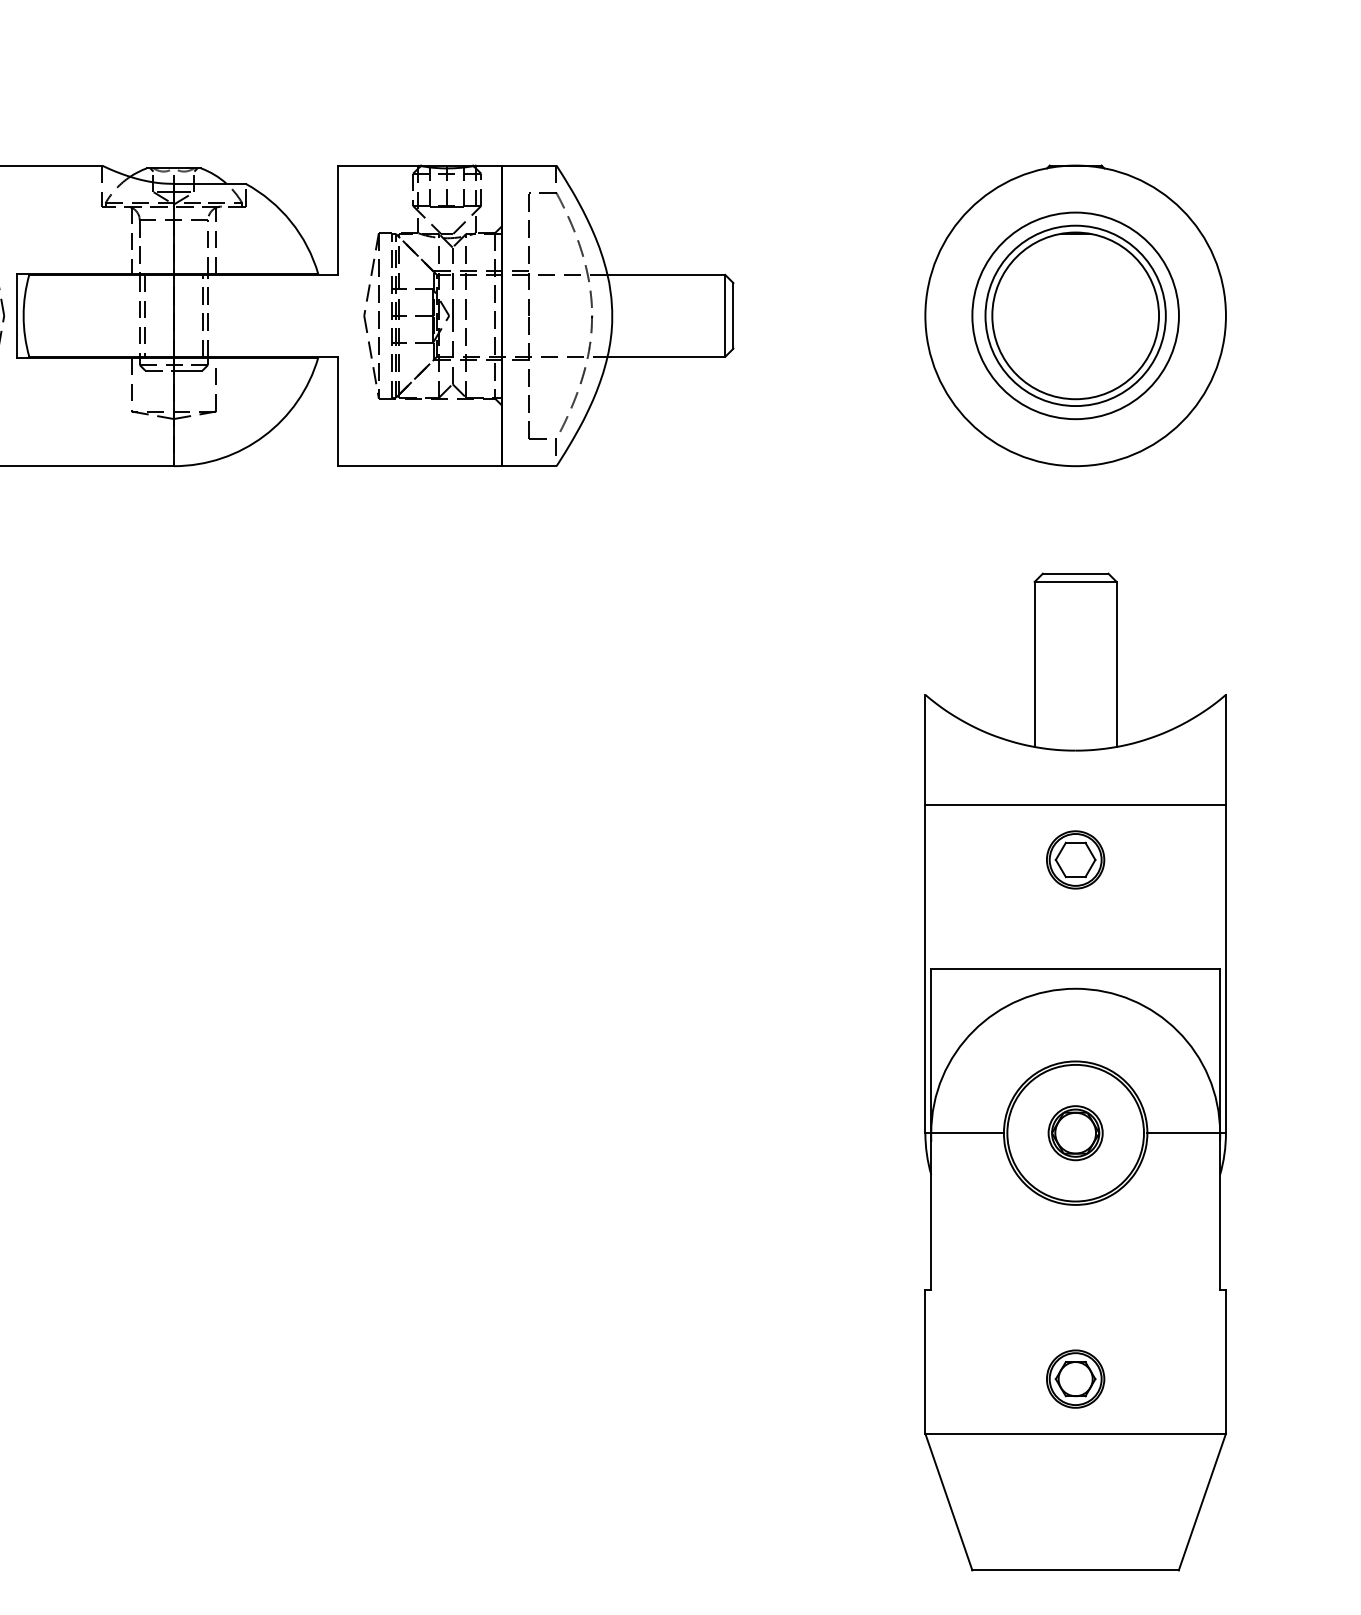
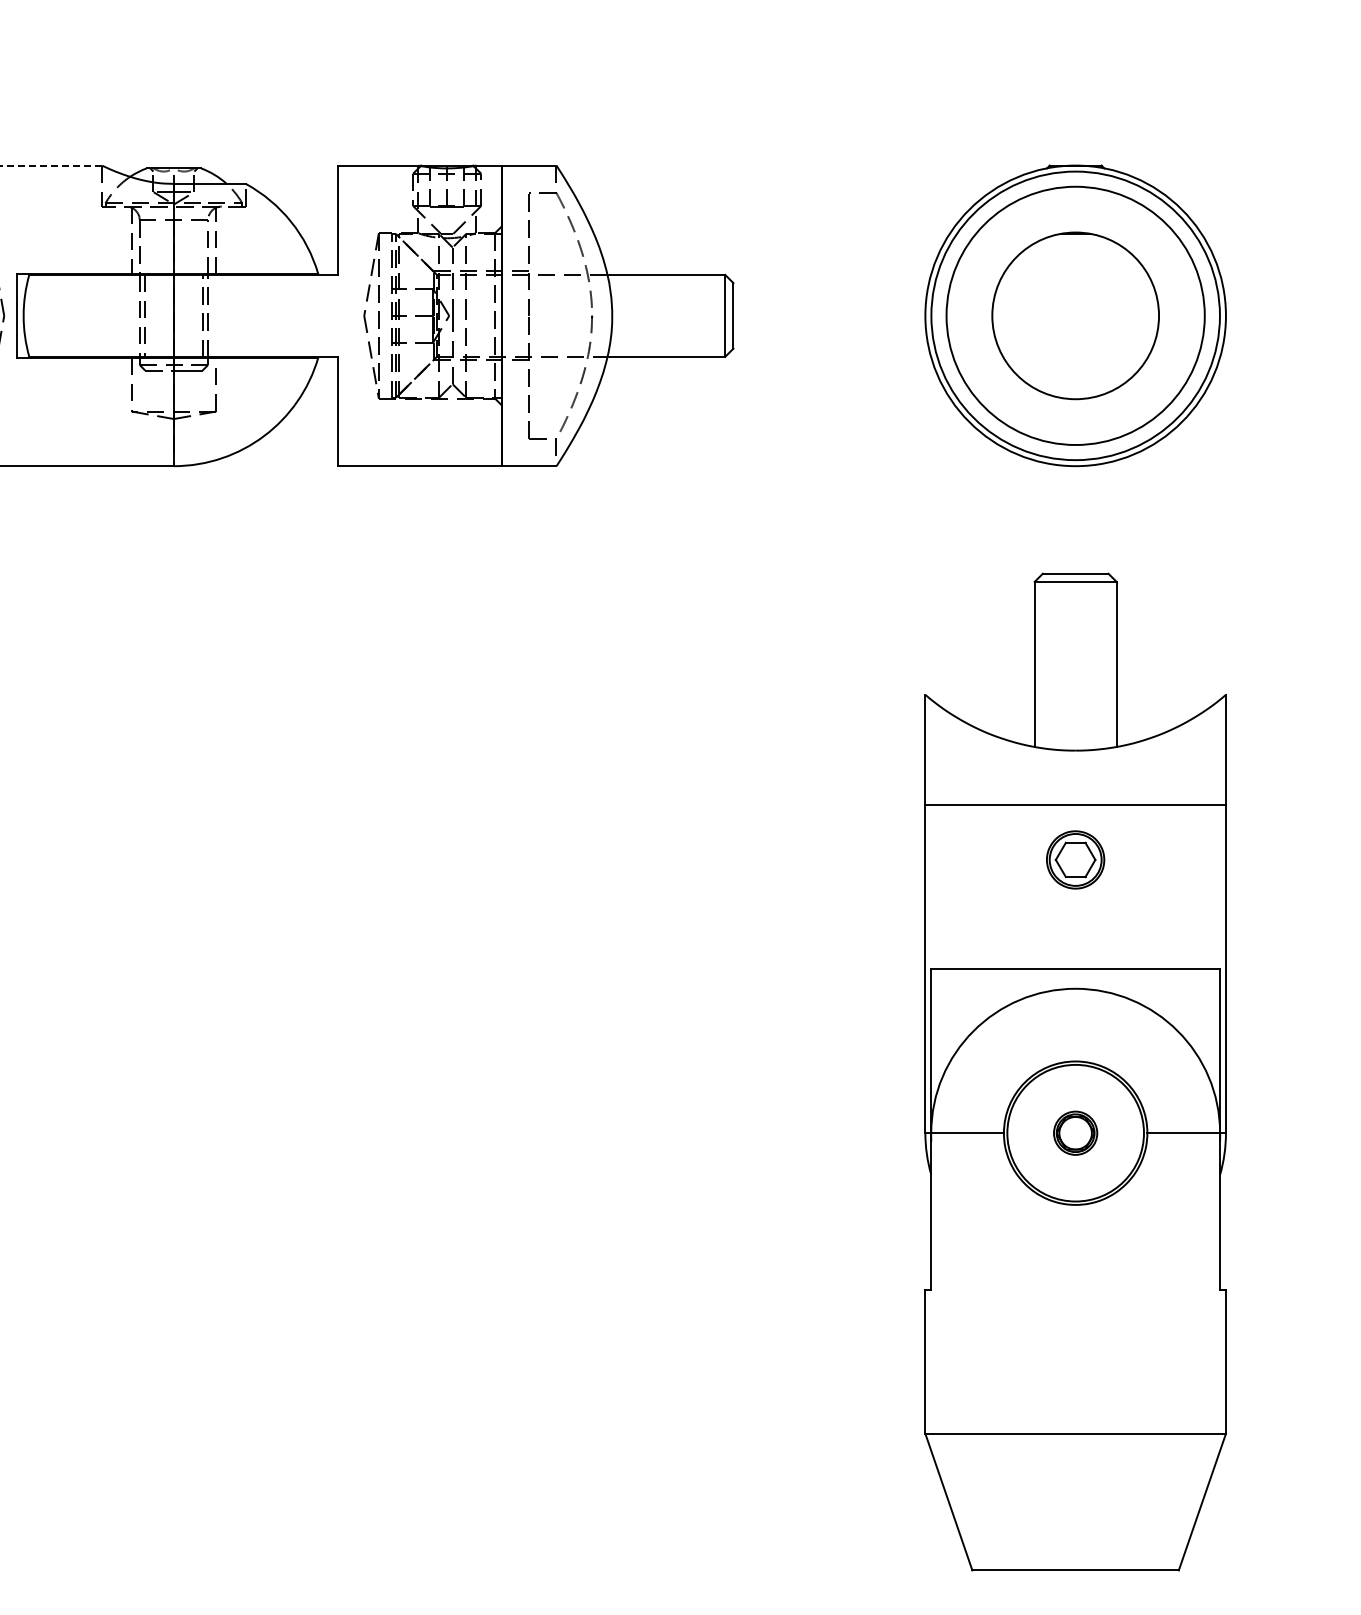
line: solid -> dashed (51, 165)
circle diameter: 180 px -> 289 px (1075, 315)
circle diameter: 207 px -> 258 px (1075, 315)
part size: 57x57 px -> 46x46 px (1075, 1132)
part: present -> none (1075, 1378)
